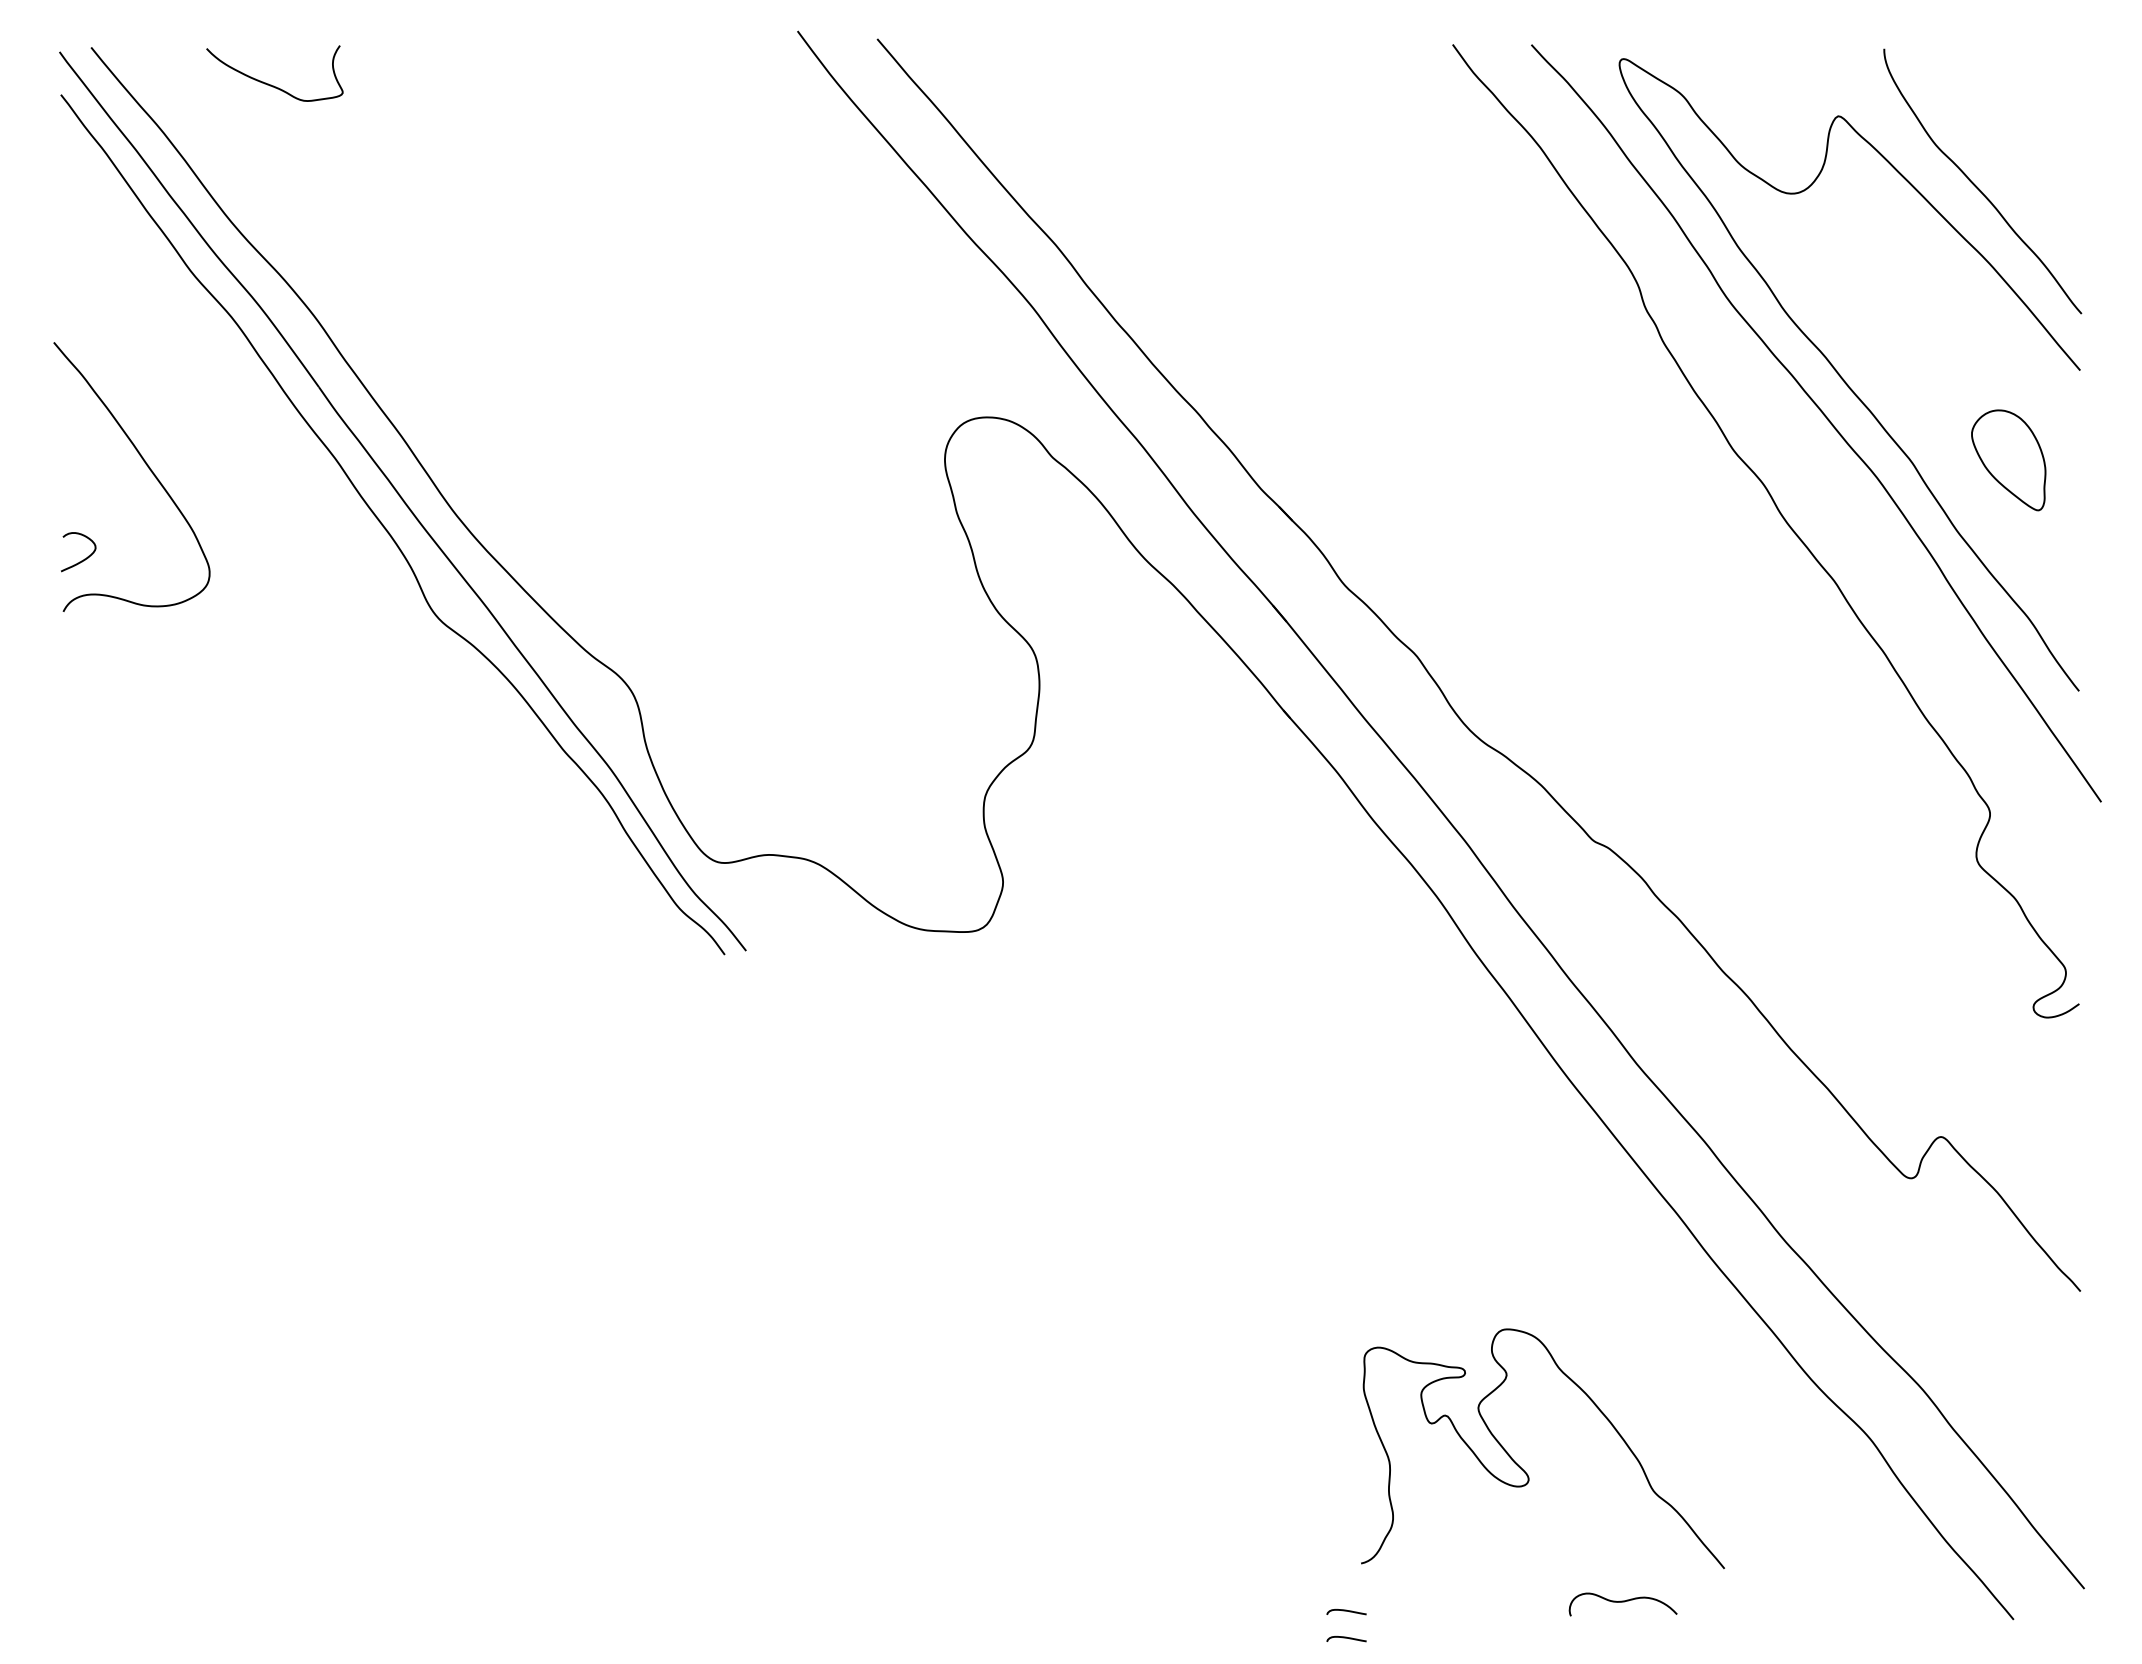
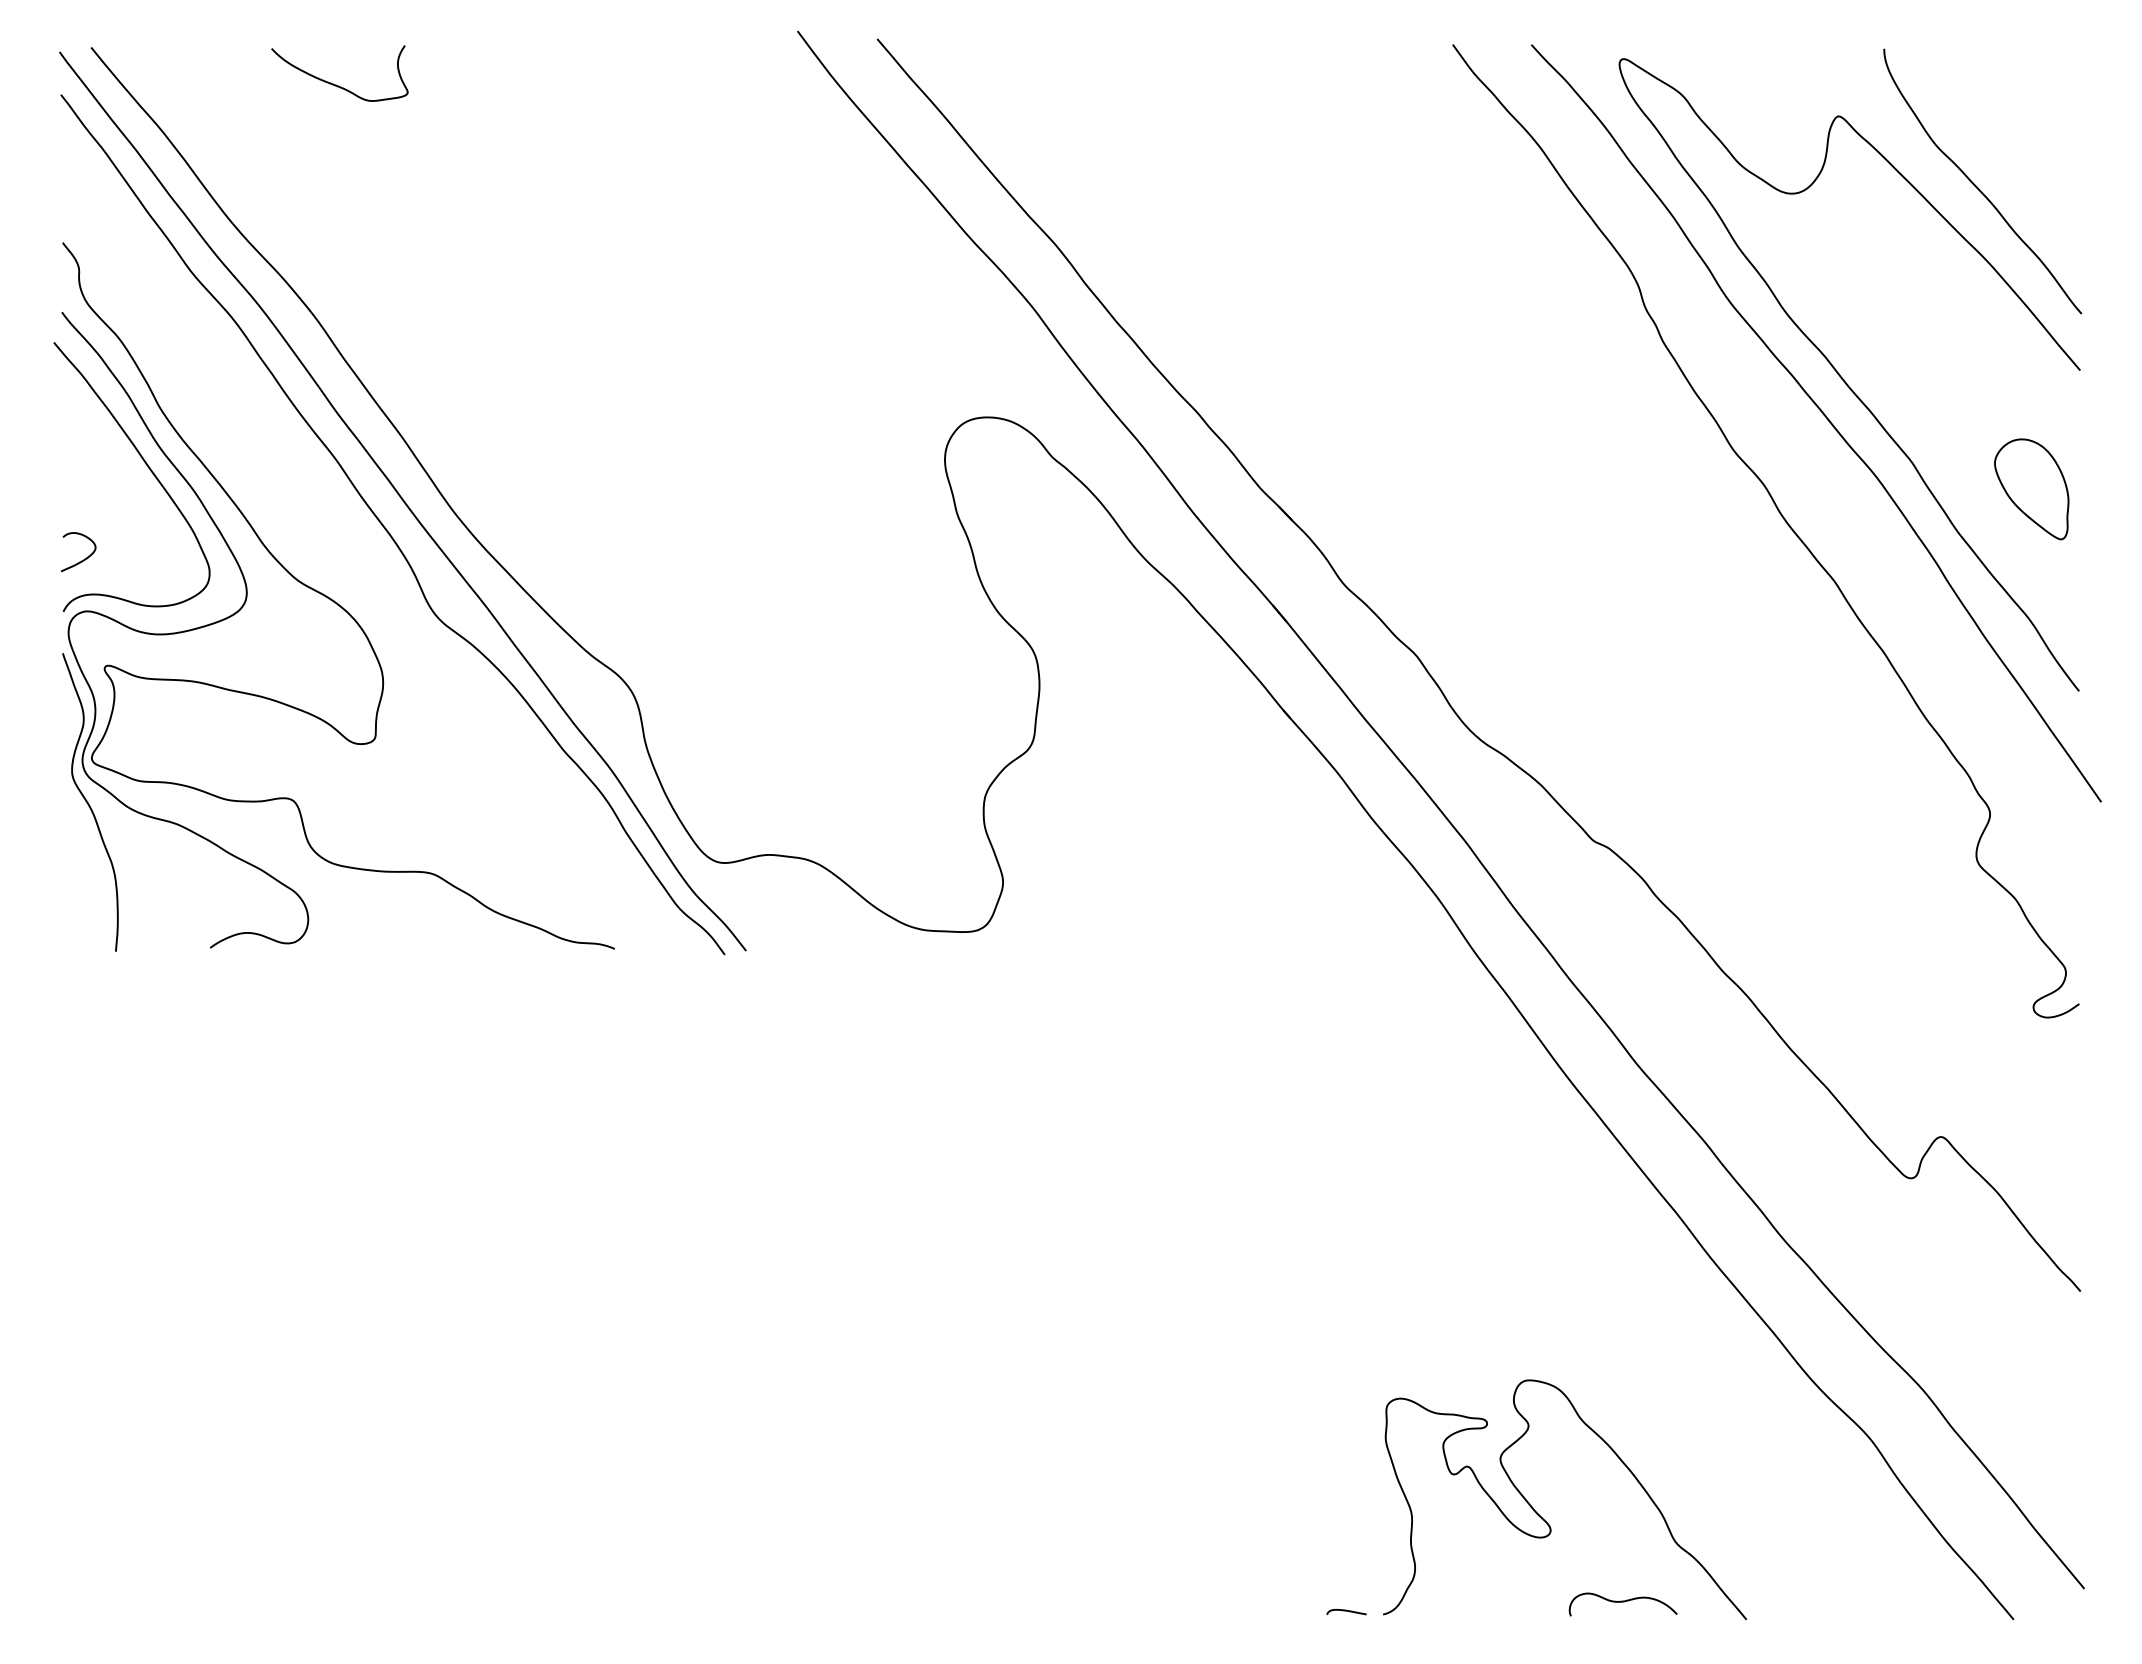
curve position: (271, 84) -> (336, 84) (336, 84)
part position: (2008, 460) -> (2031, 489) (2031, 489)
part: none -> present (337, 596)
curve position: (1522, 1468) -> (1544, 1519) (1544, 1519)
curve: present -> none (1346, 1638)
